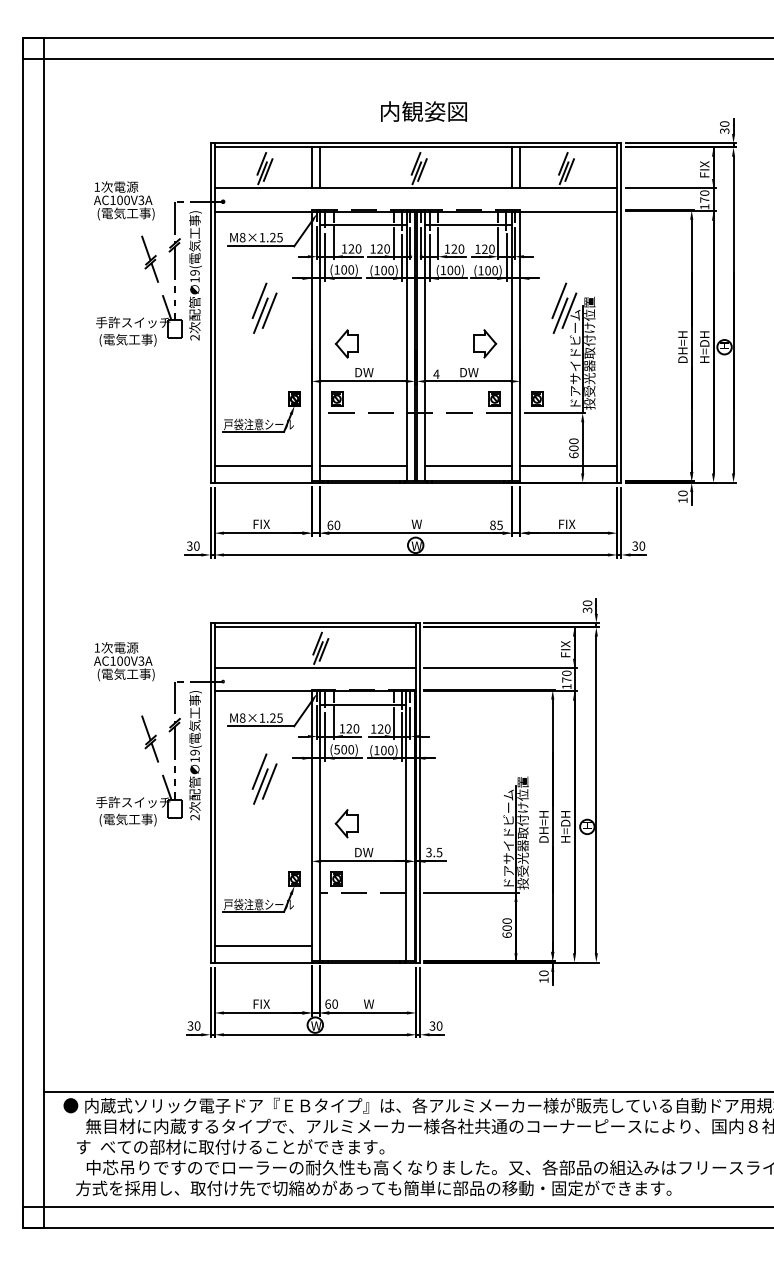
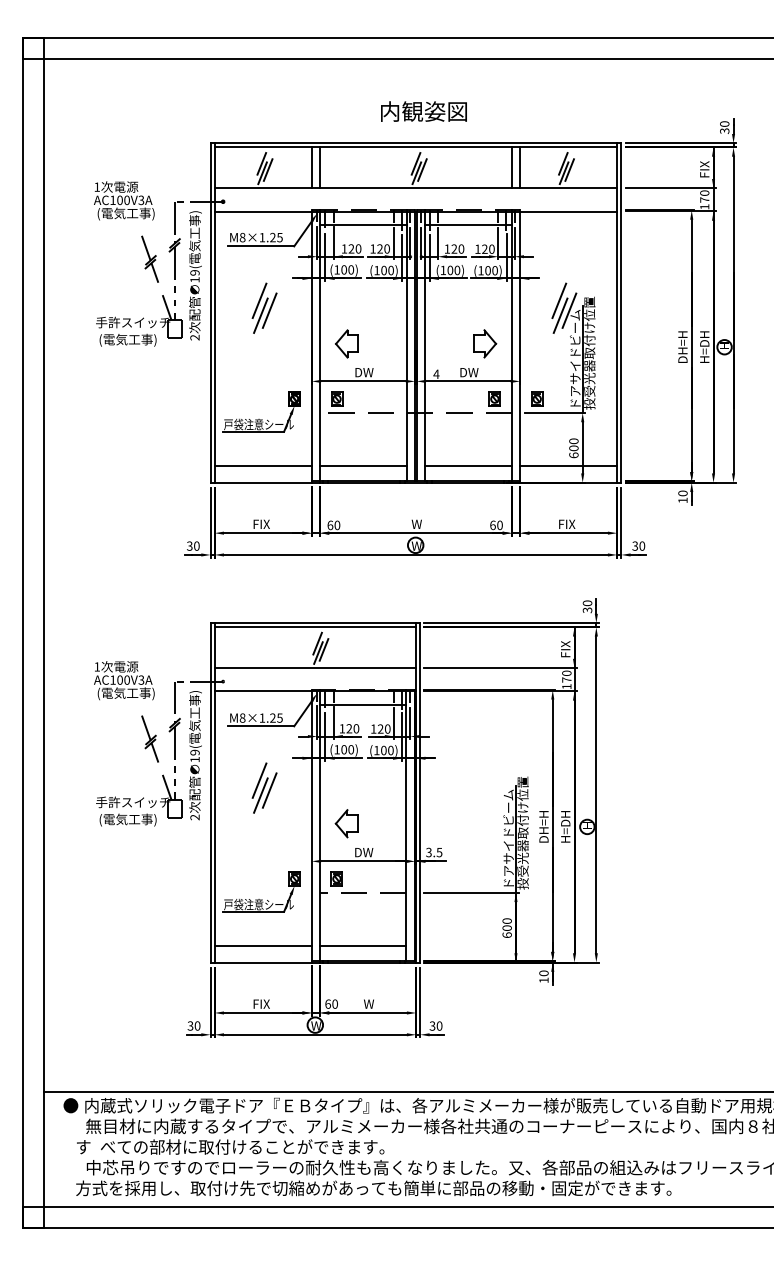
text: 85 -> 60 (496, 524)
text position: (124, 661) -> (124, 680) (124, 680)
text: (500) -> (100) (336, 749)
part position: (264, 778) -> (264, 787) (264, 787)
line: none -> present (362, 946)
